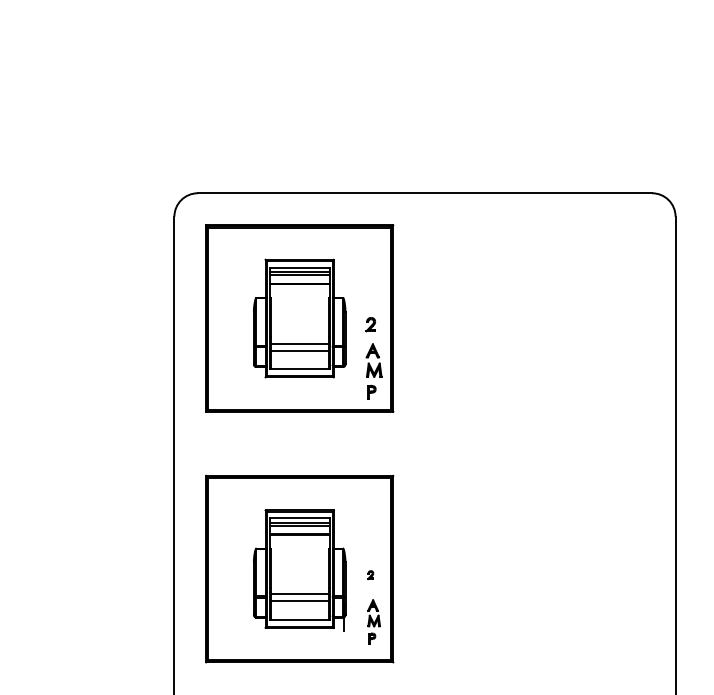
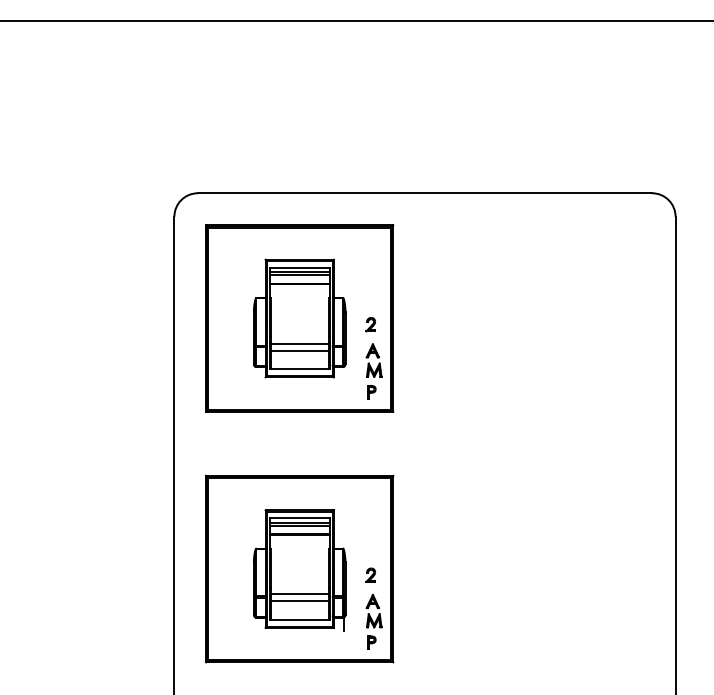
line: none -> present (356, 20)
part size: 8x11 px -> 11x16 px (370, 574)
part size: 14x46 px -> 18x56 px (373, 621)
